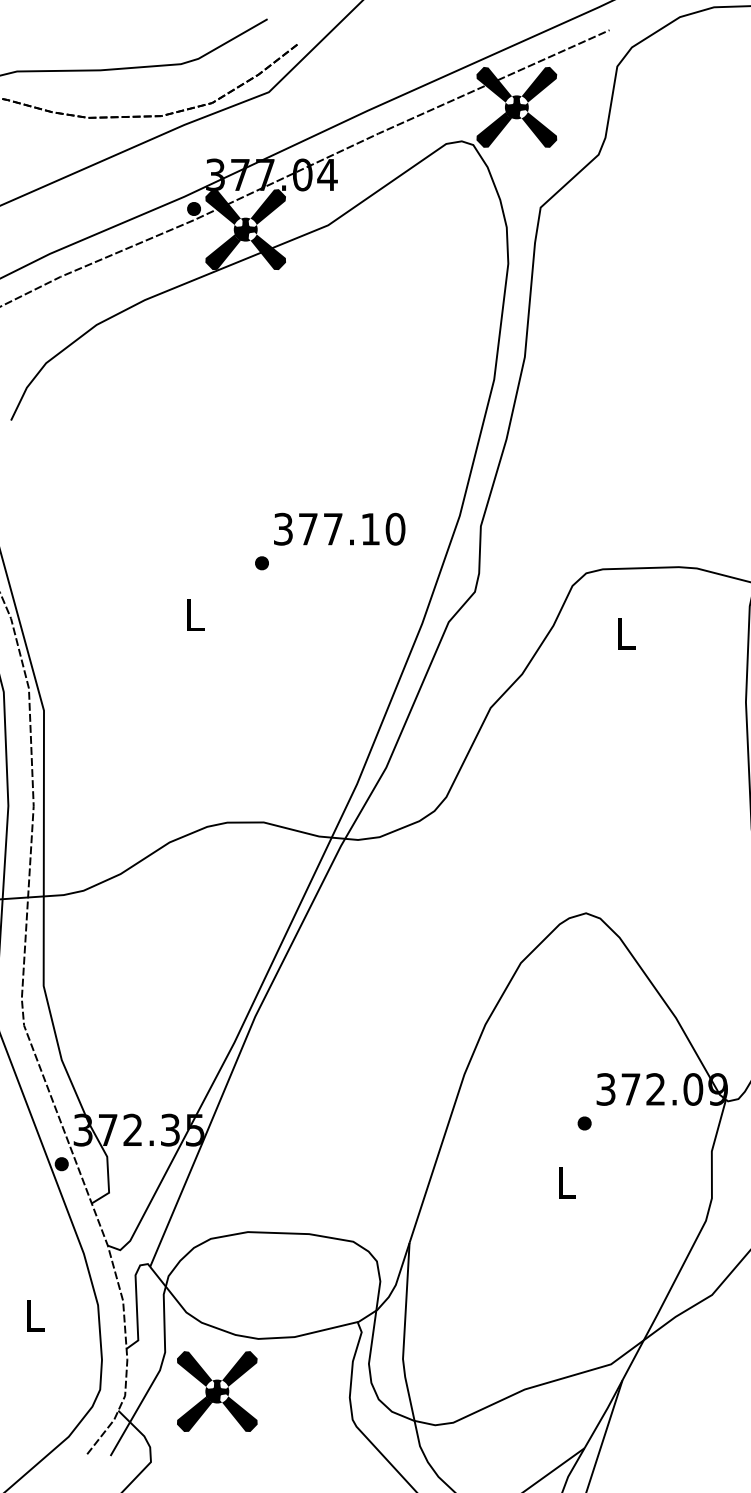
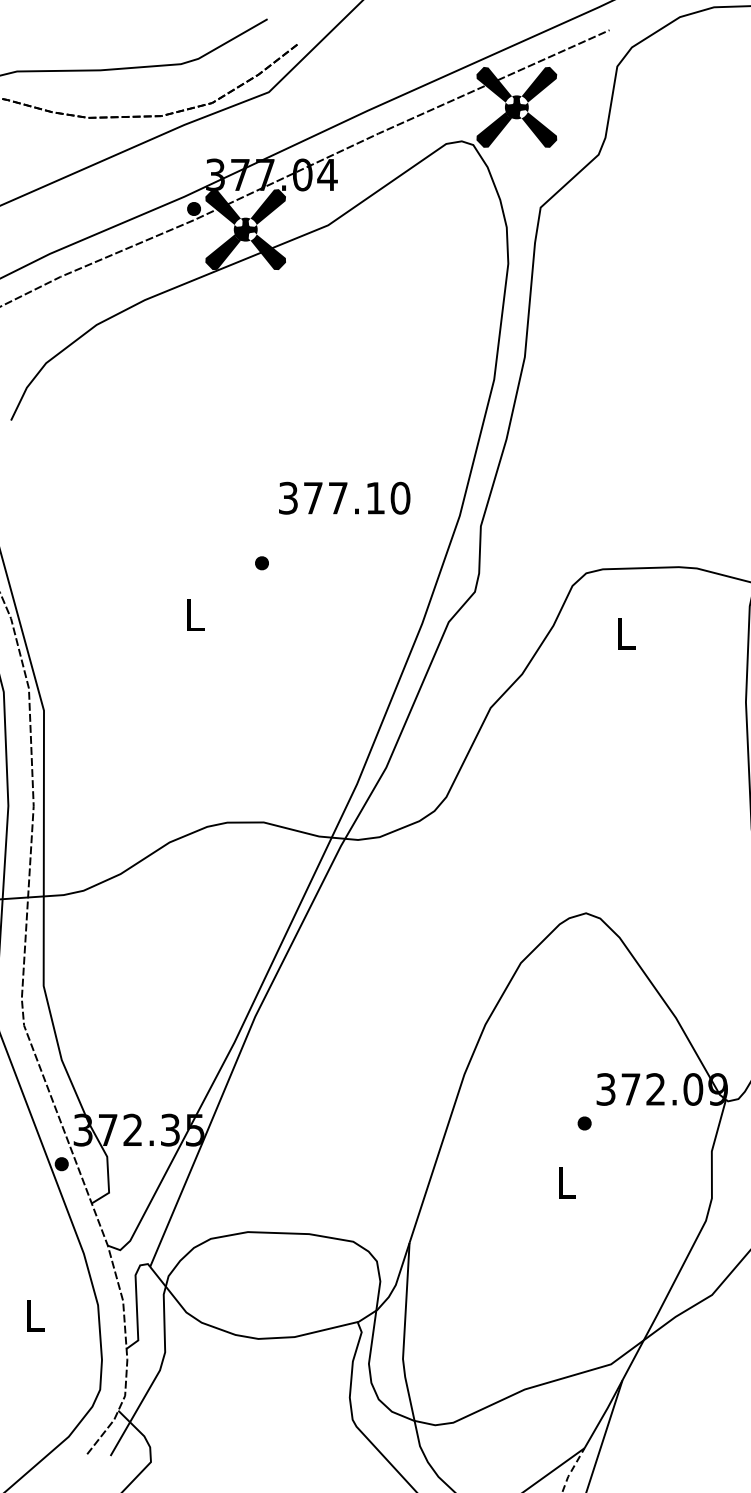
text position: (339, 528) -> (344, 497) (344, 497)
part: present -> none (217, 1391)
line: solid -> dashed (572, 1469)
